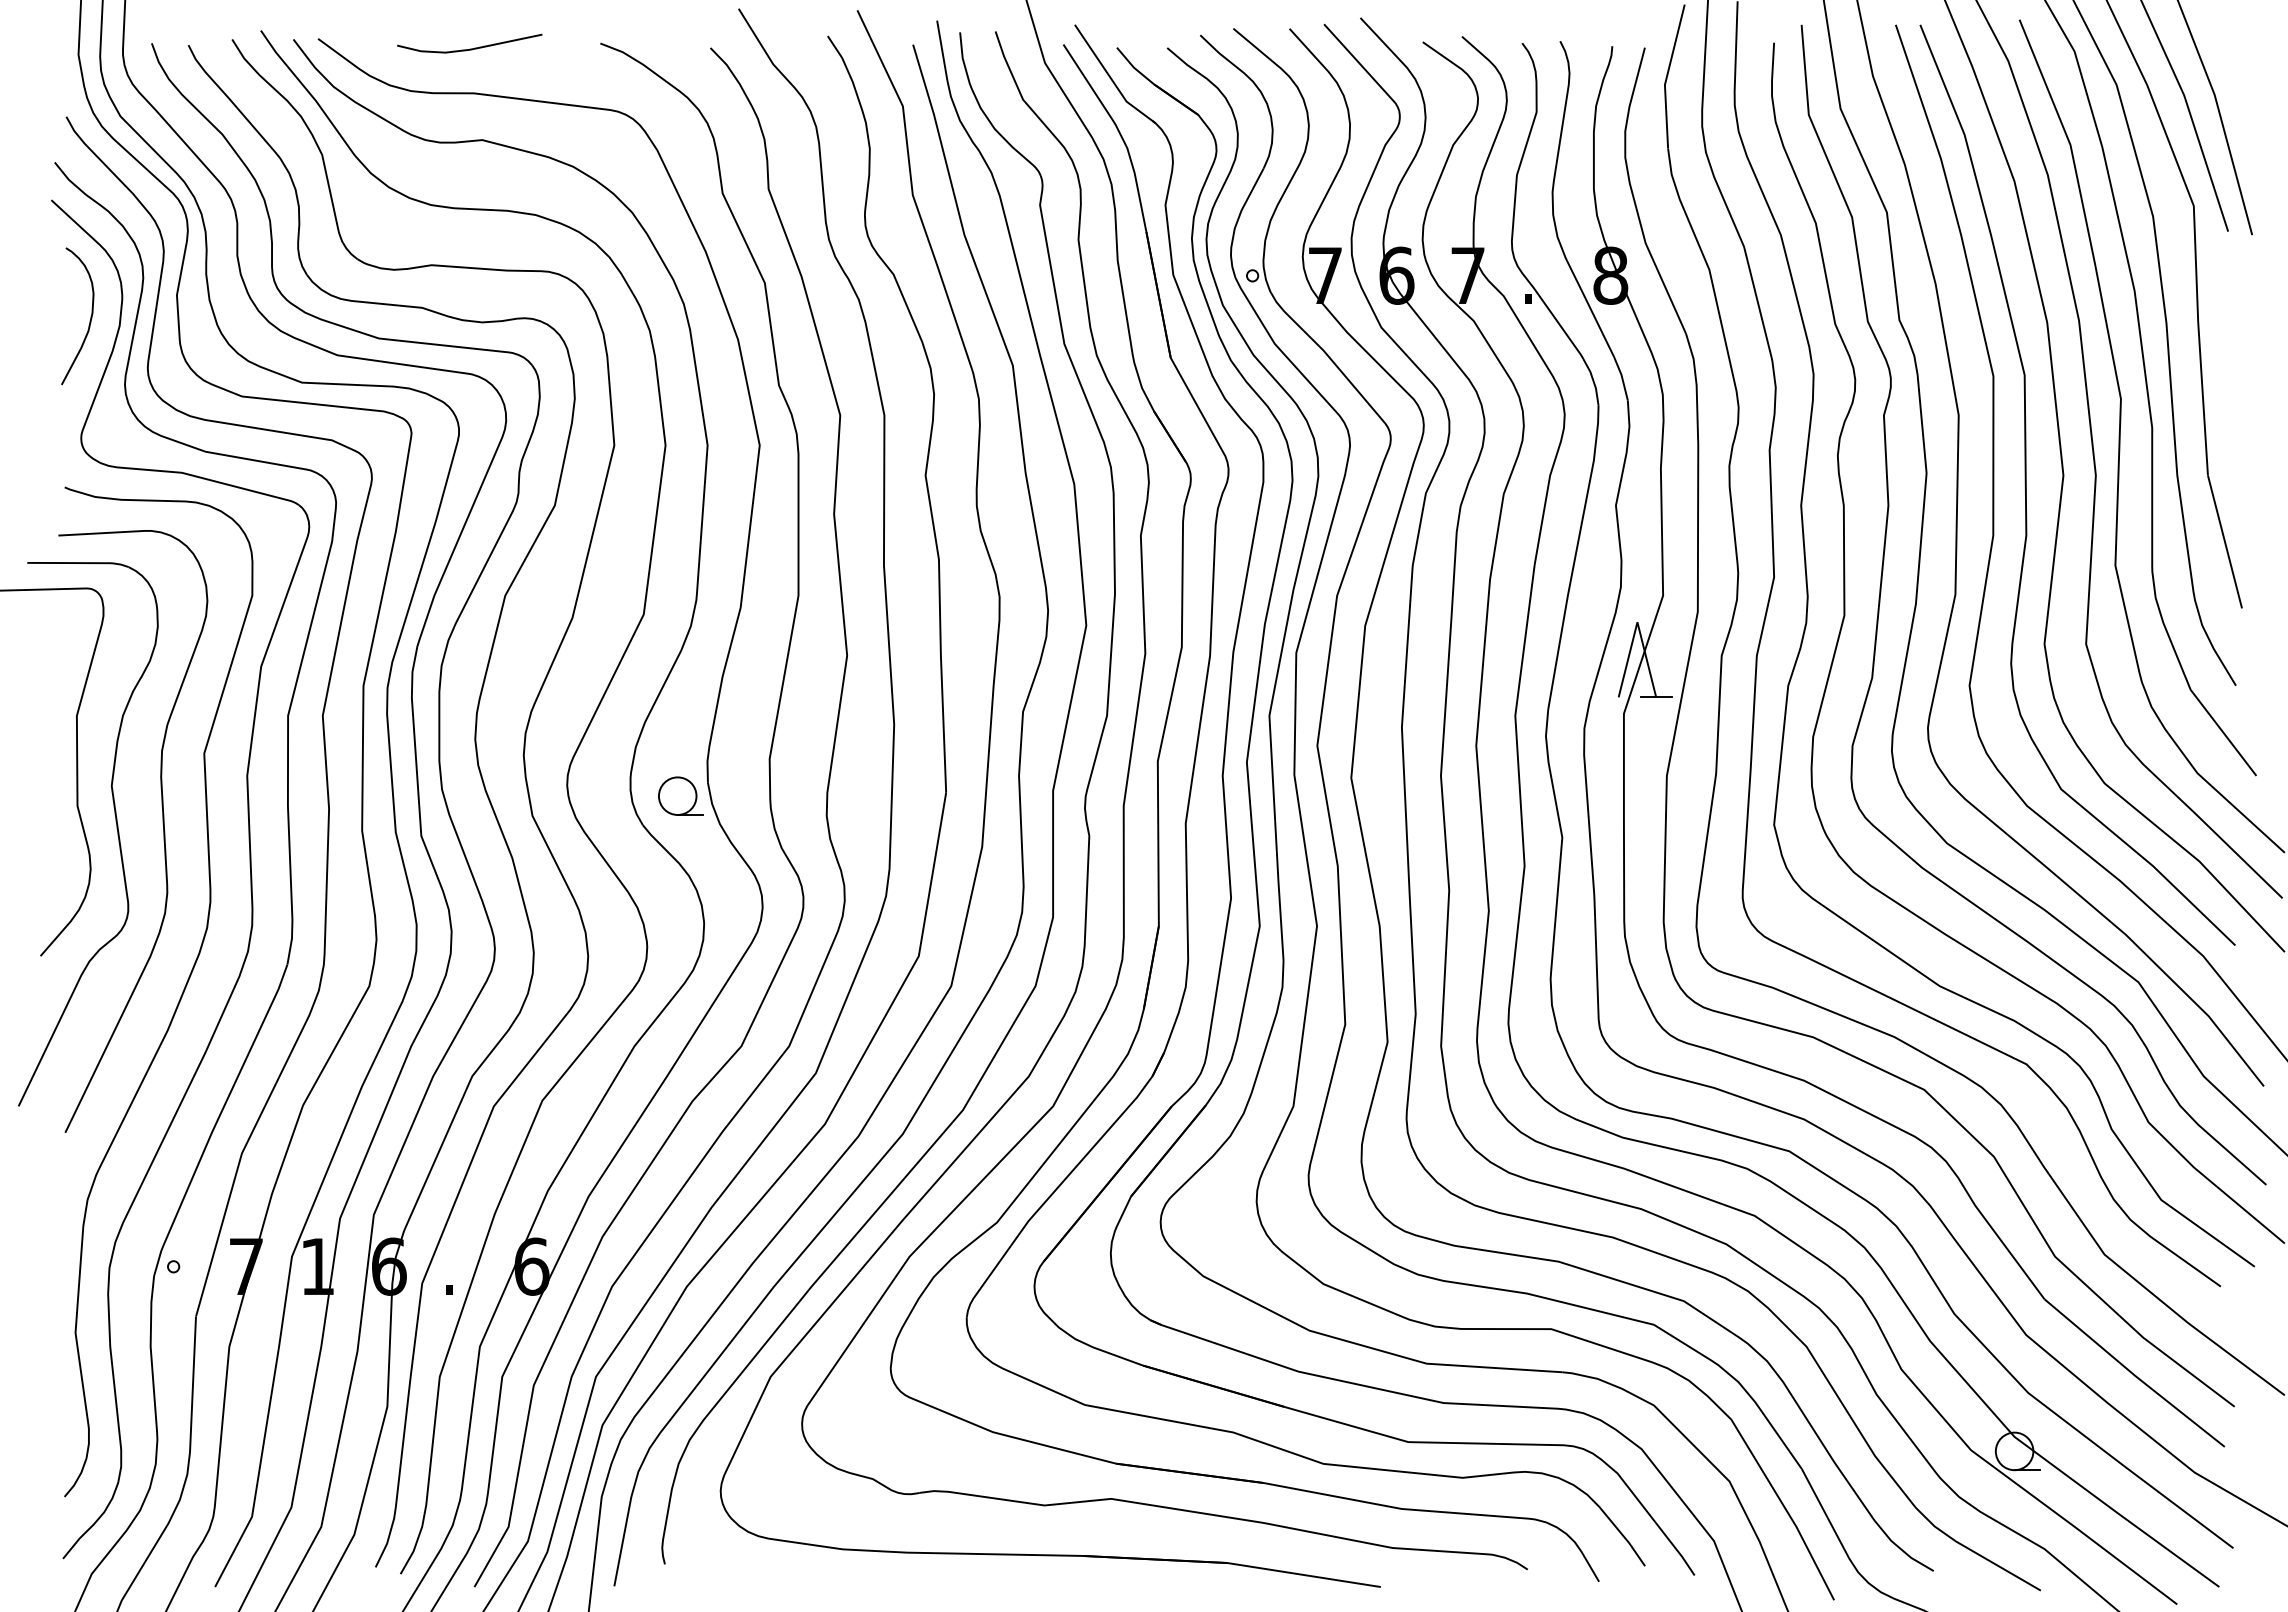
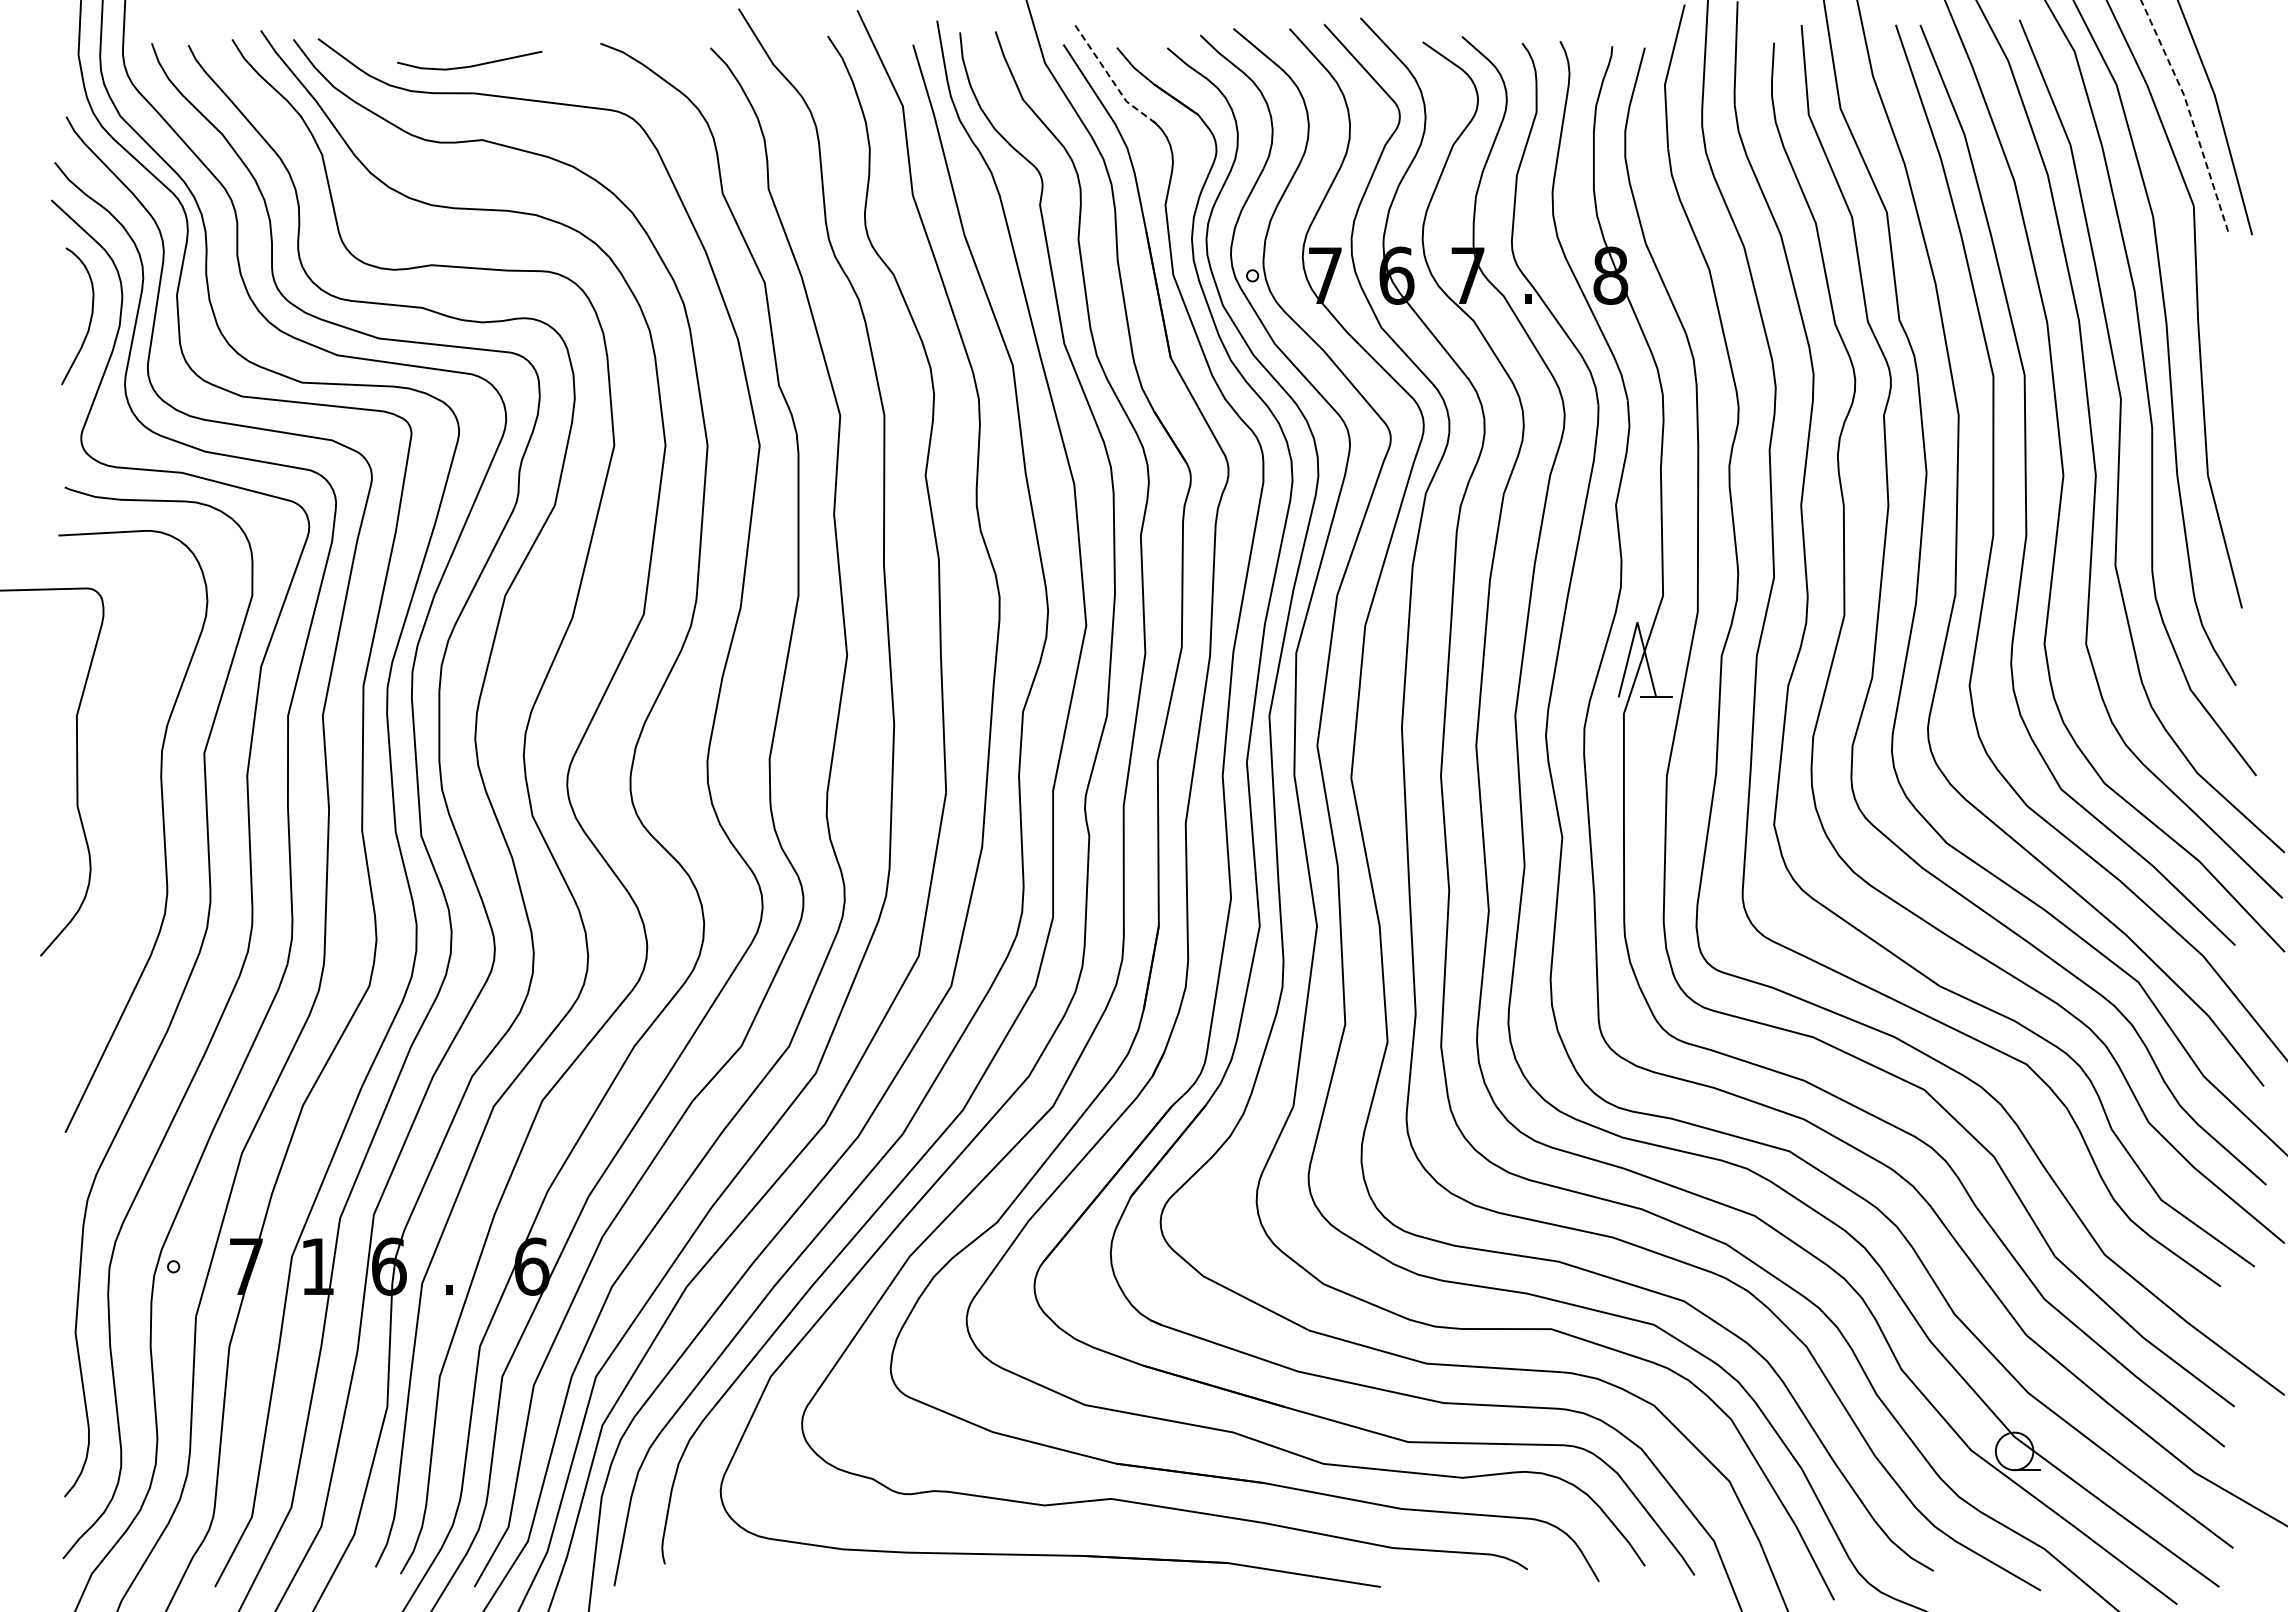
line position: (469, 48) -> (469, 65) (469, 65)
line: solid -> dashed (1111, 79)
line: solid -> dashed (2190, 113)
part: present -> none (680, 795)
part: present -> none (116, 828)
